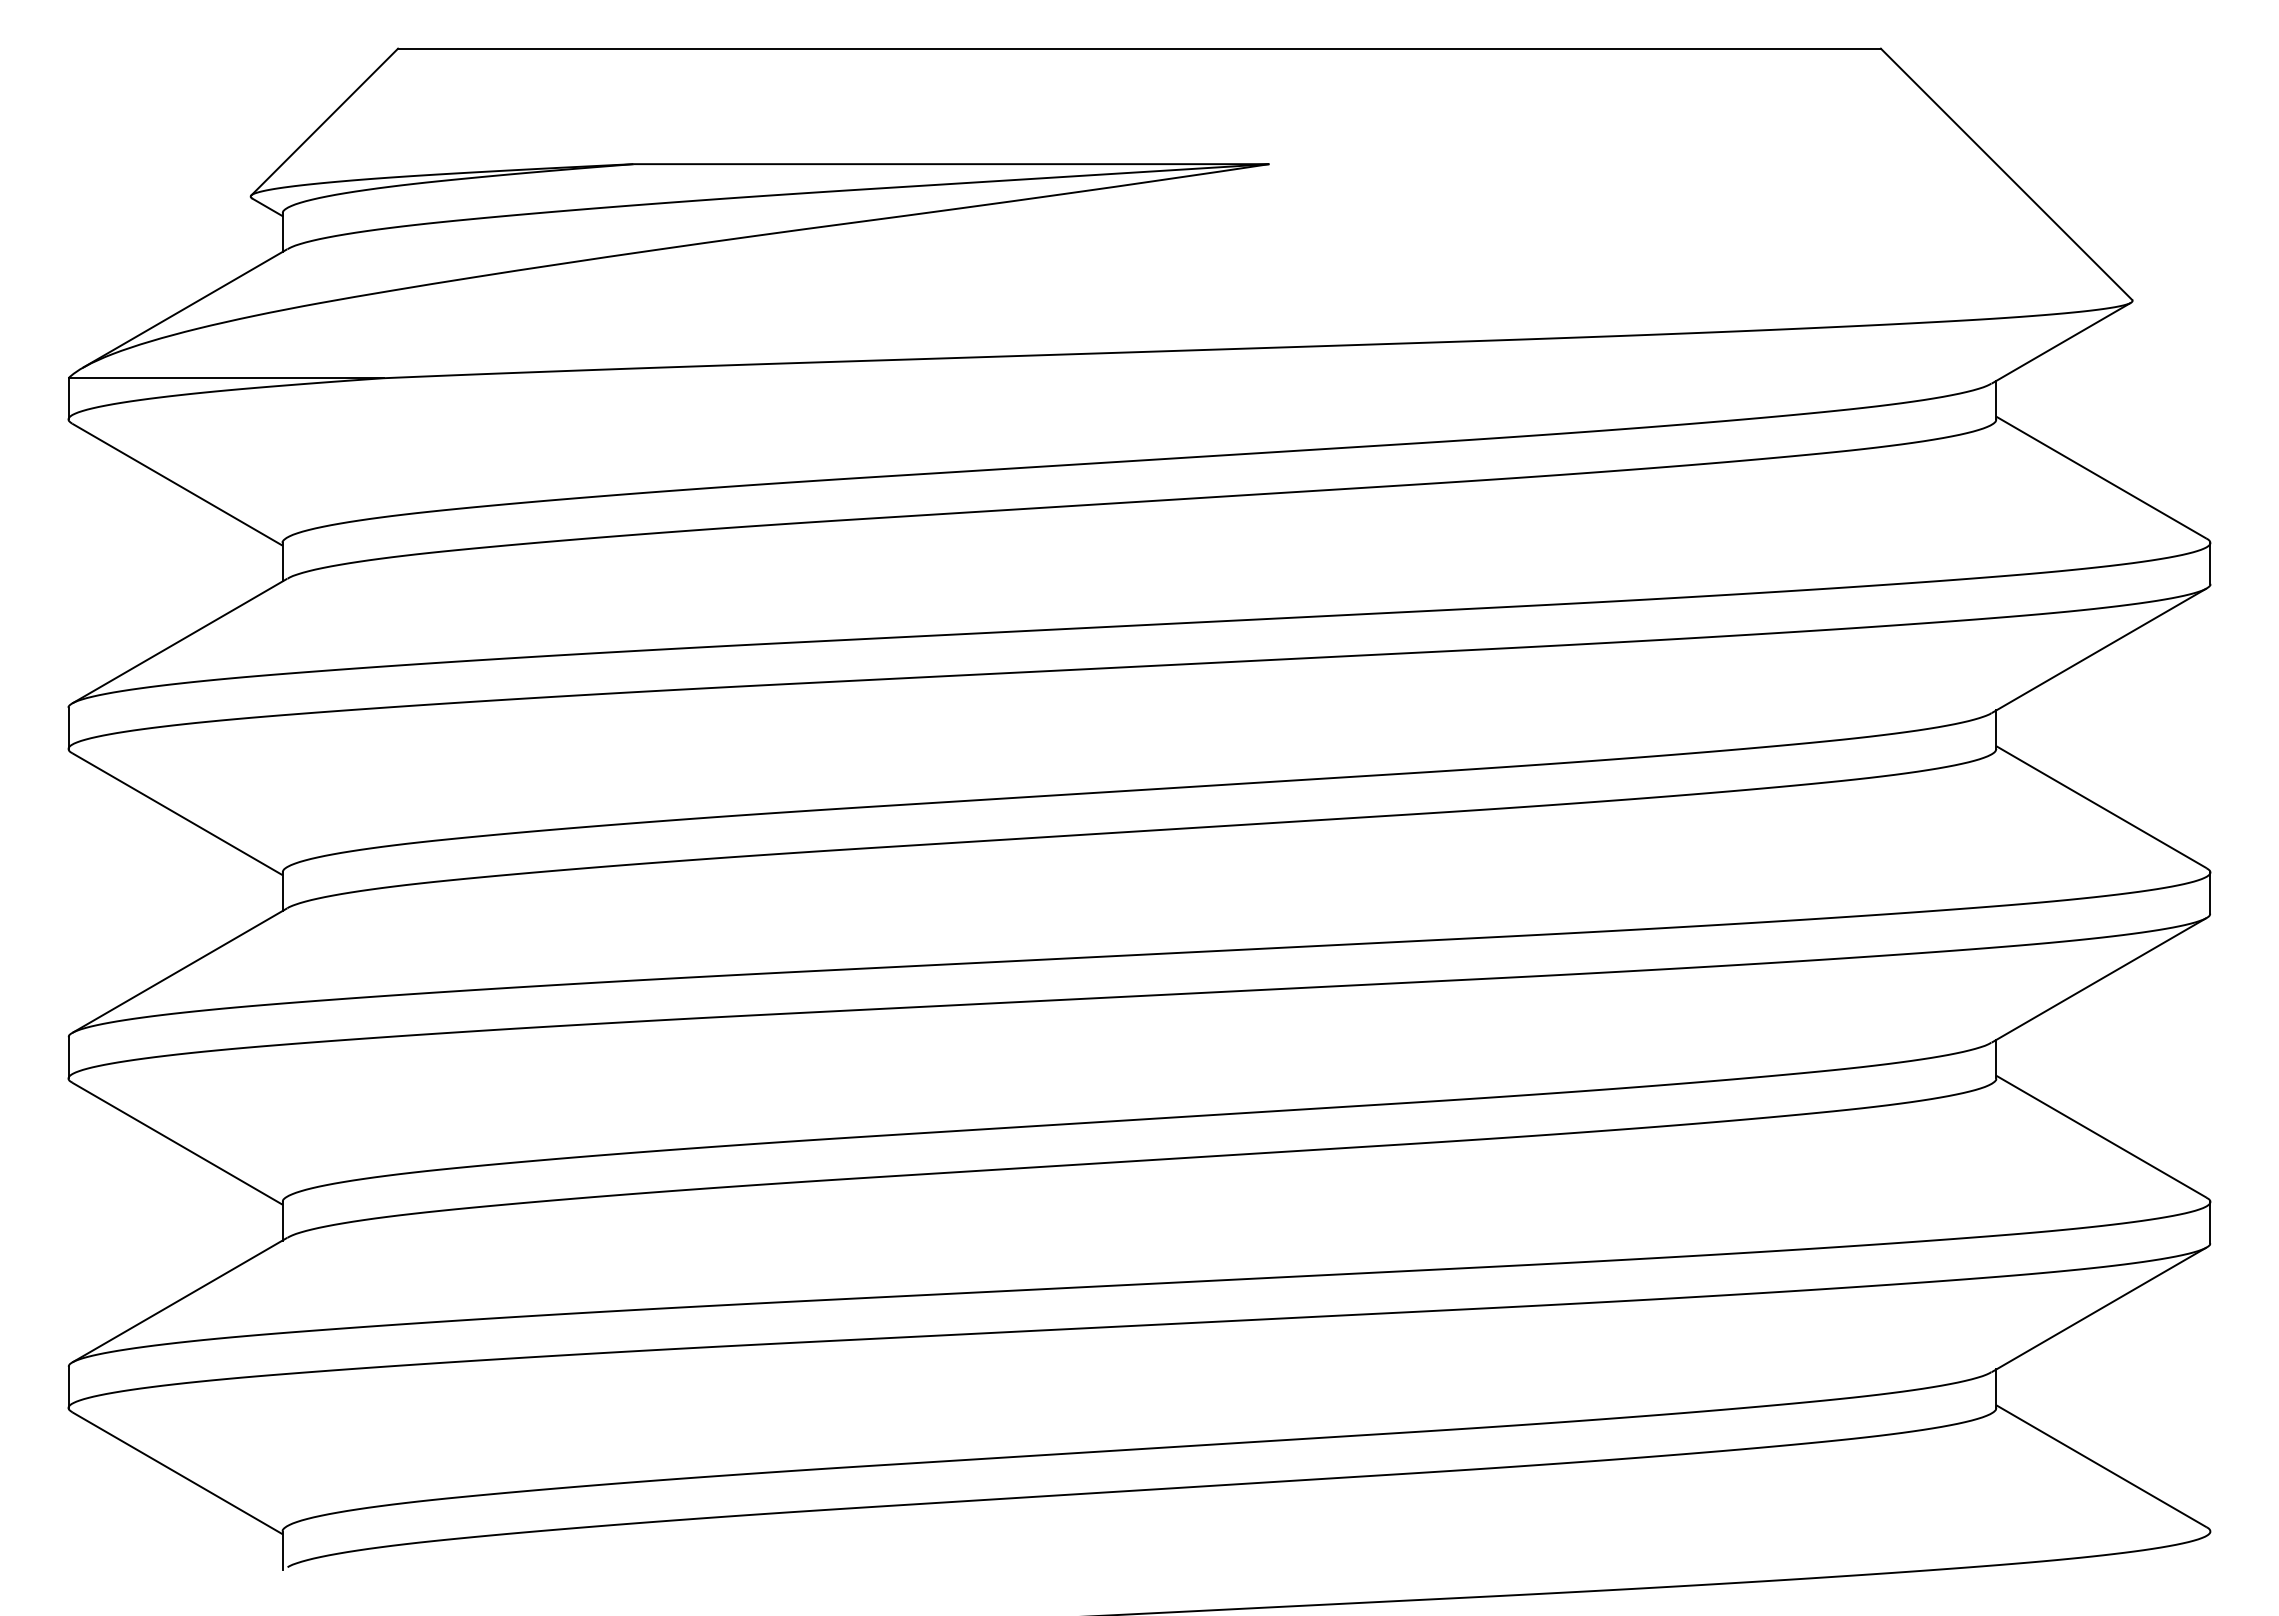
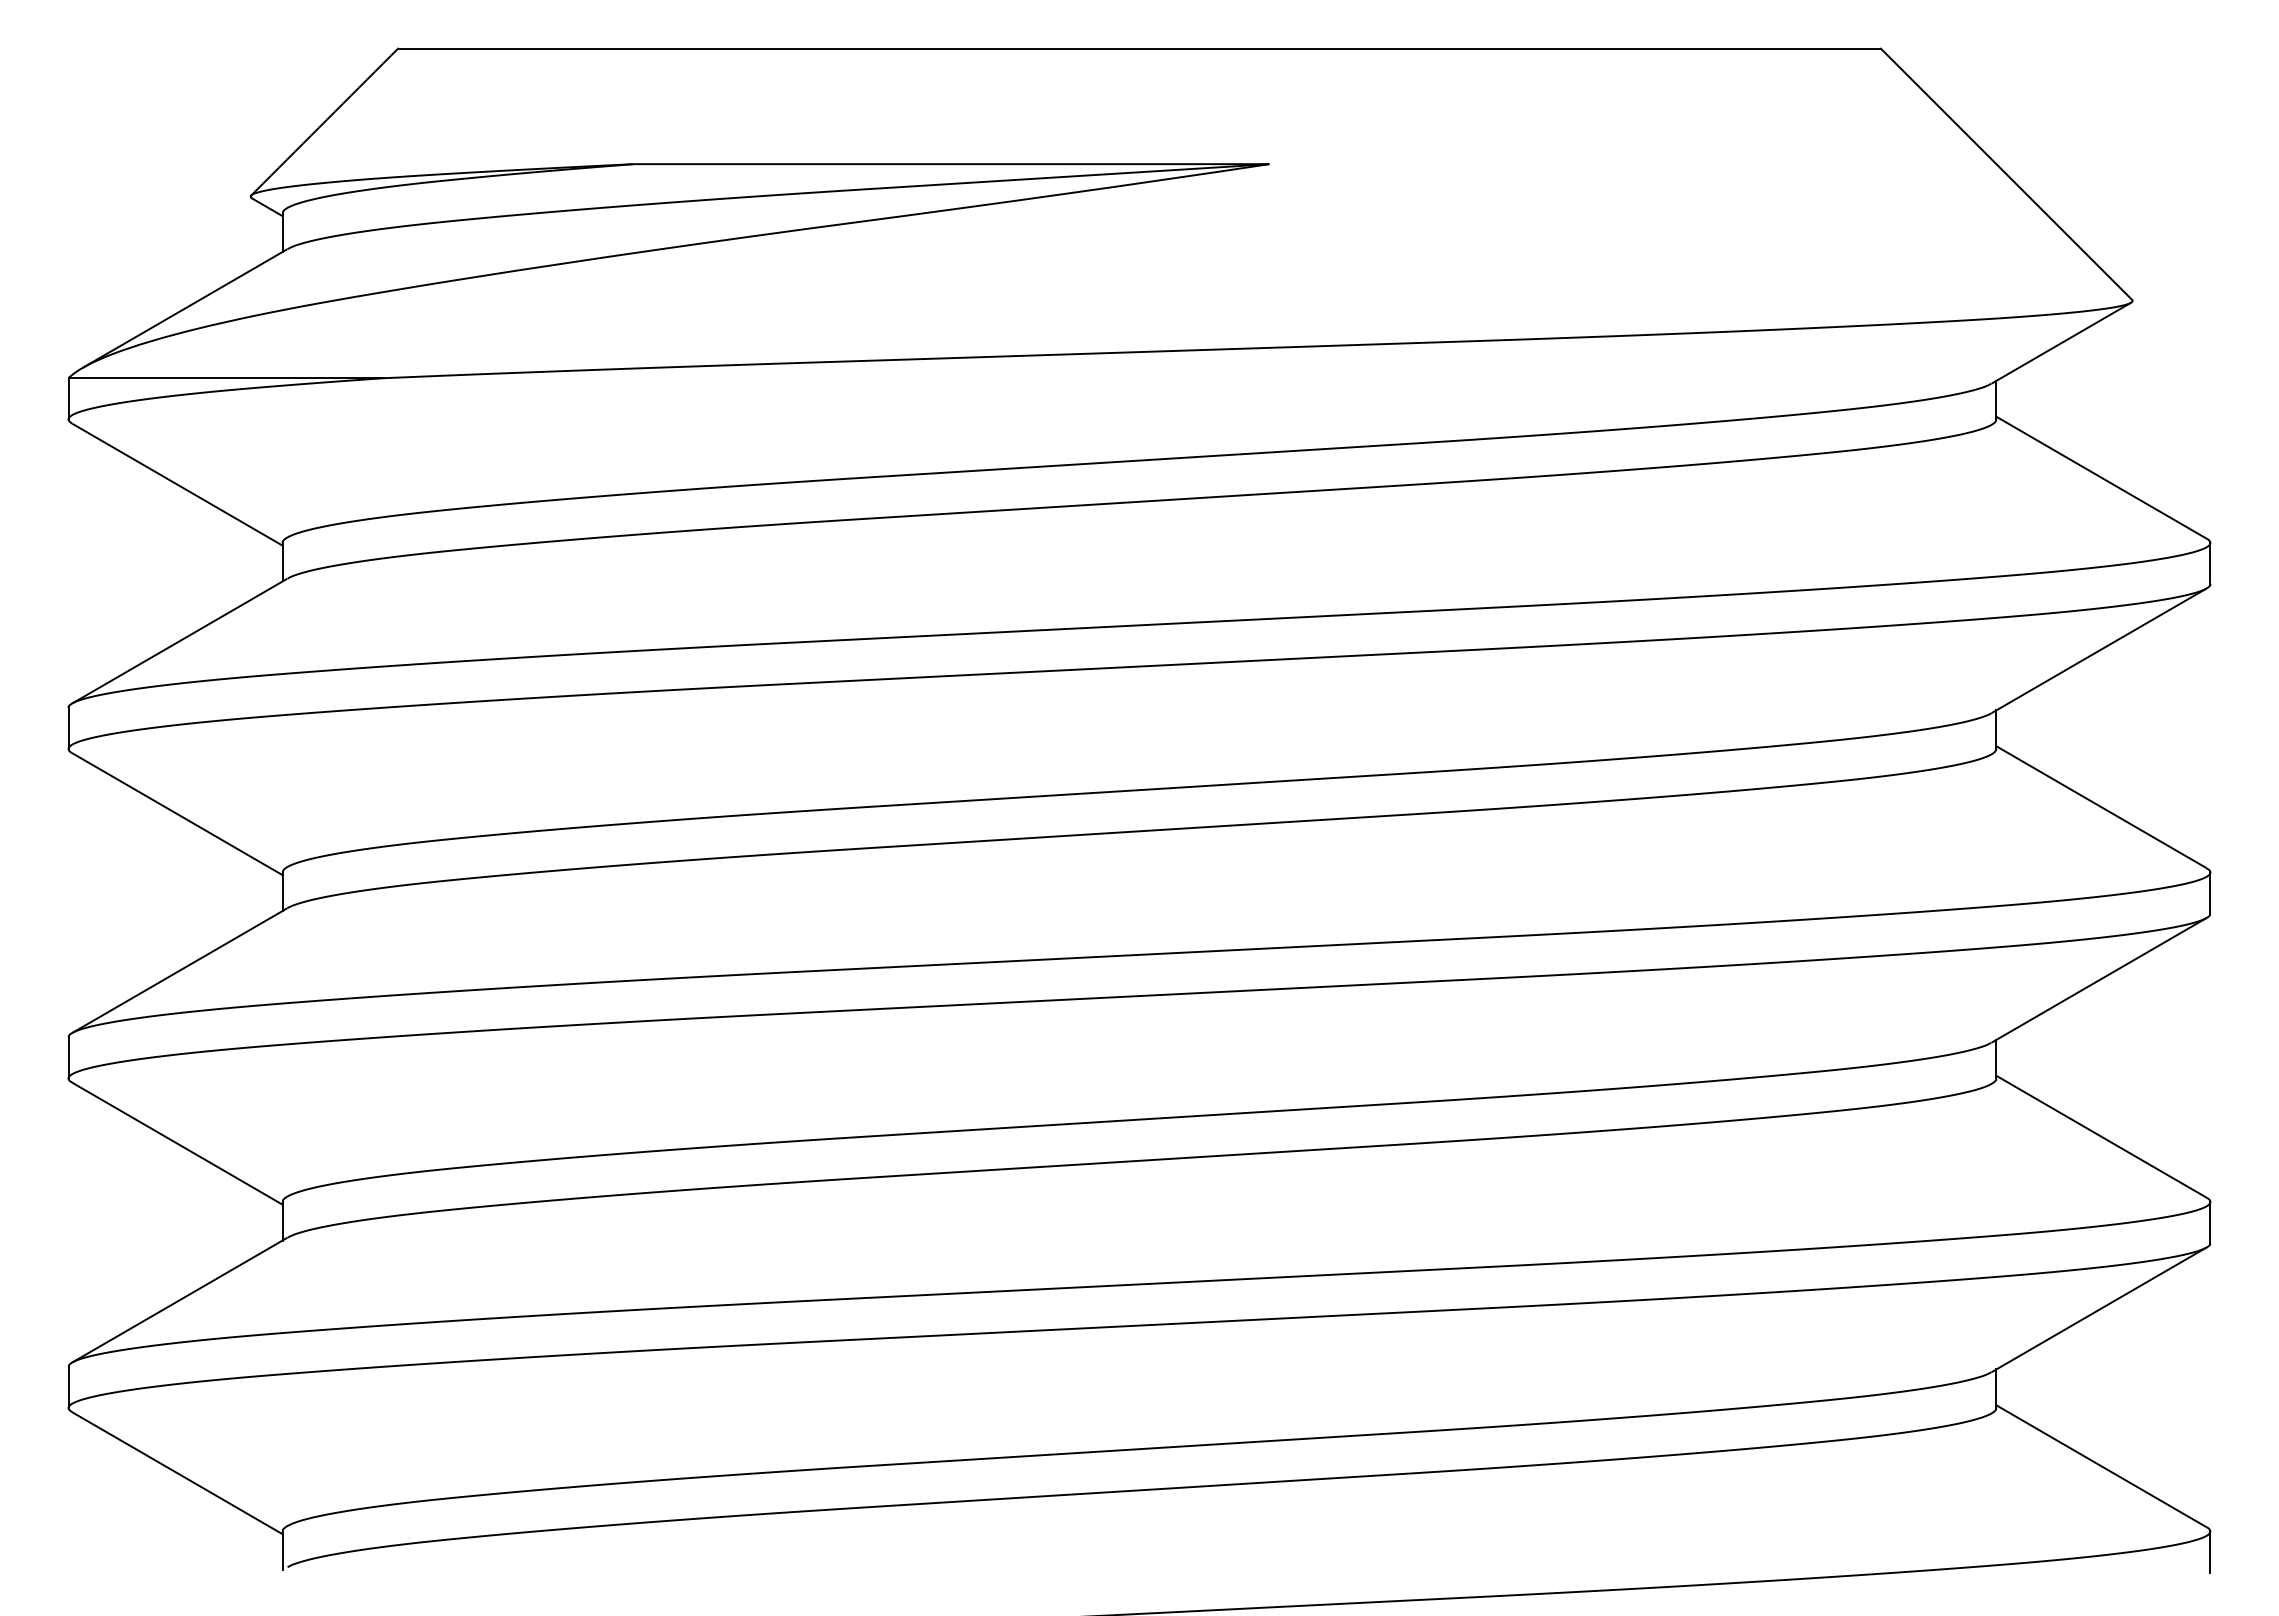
line: none -> present (2210, 1551)
